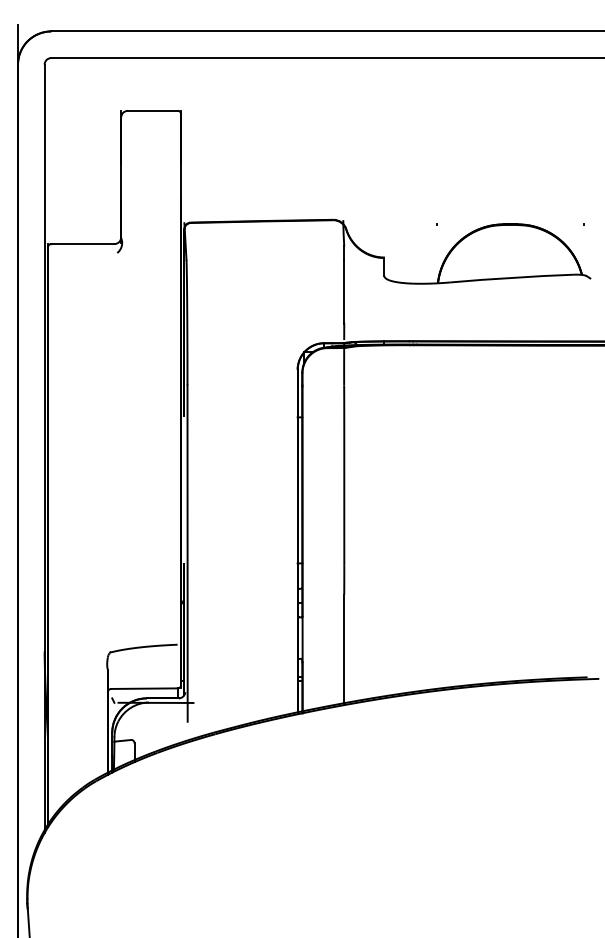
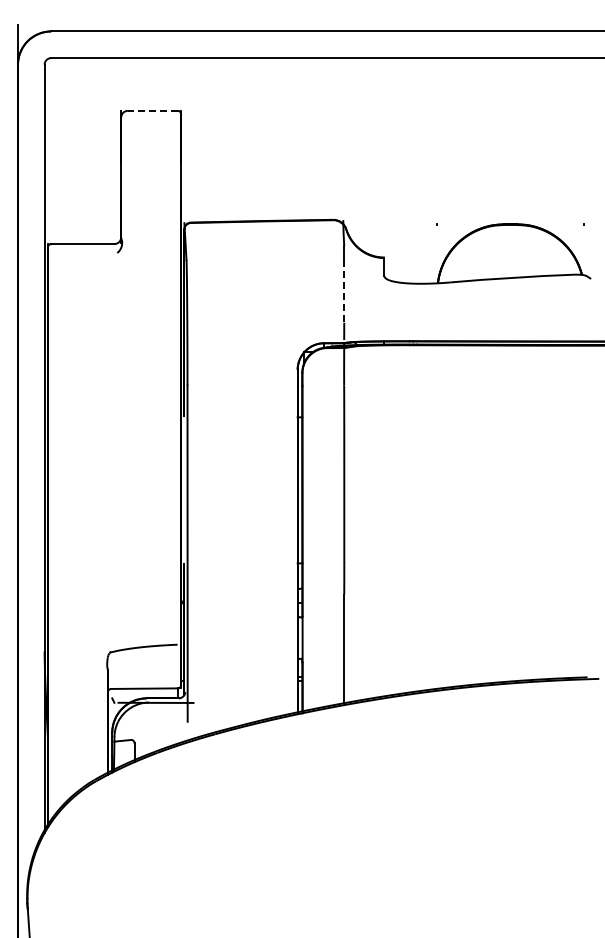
line: solid -> dashed (152, 110)
line: solid -> dashed (344, 292)
